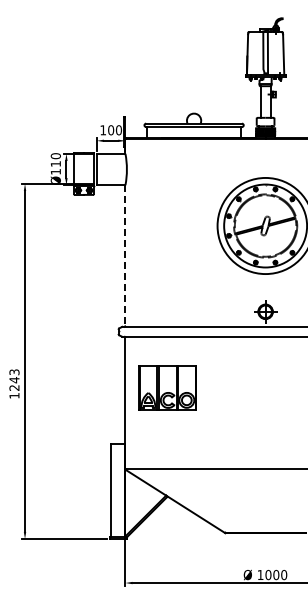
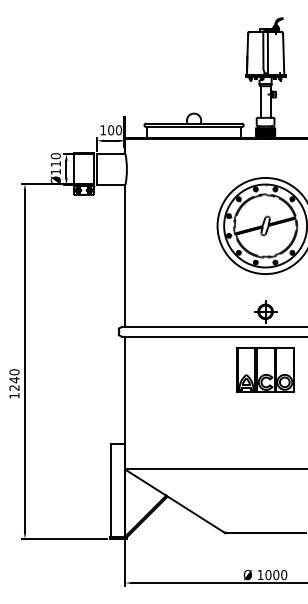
line: dashed -> solid (125, 256)
text: 1243 -> 1240 (14, 372)
part position: (167, 387) -> (265, 369) (265, 369)
